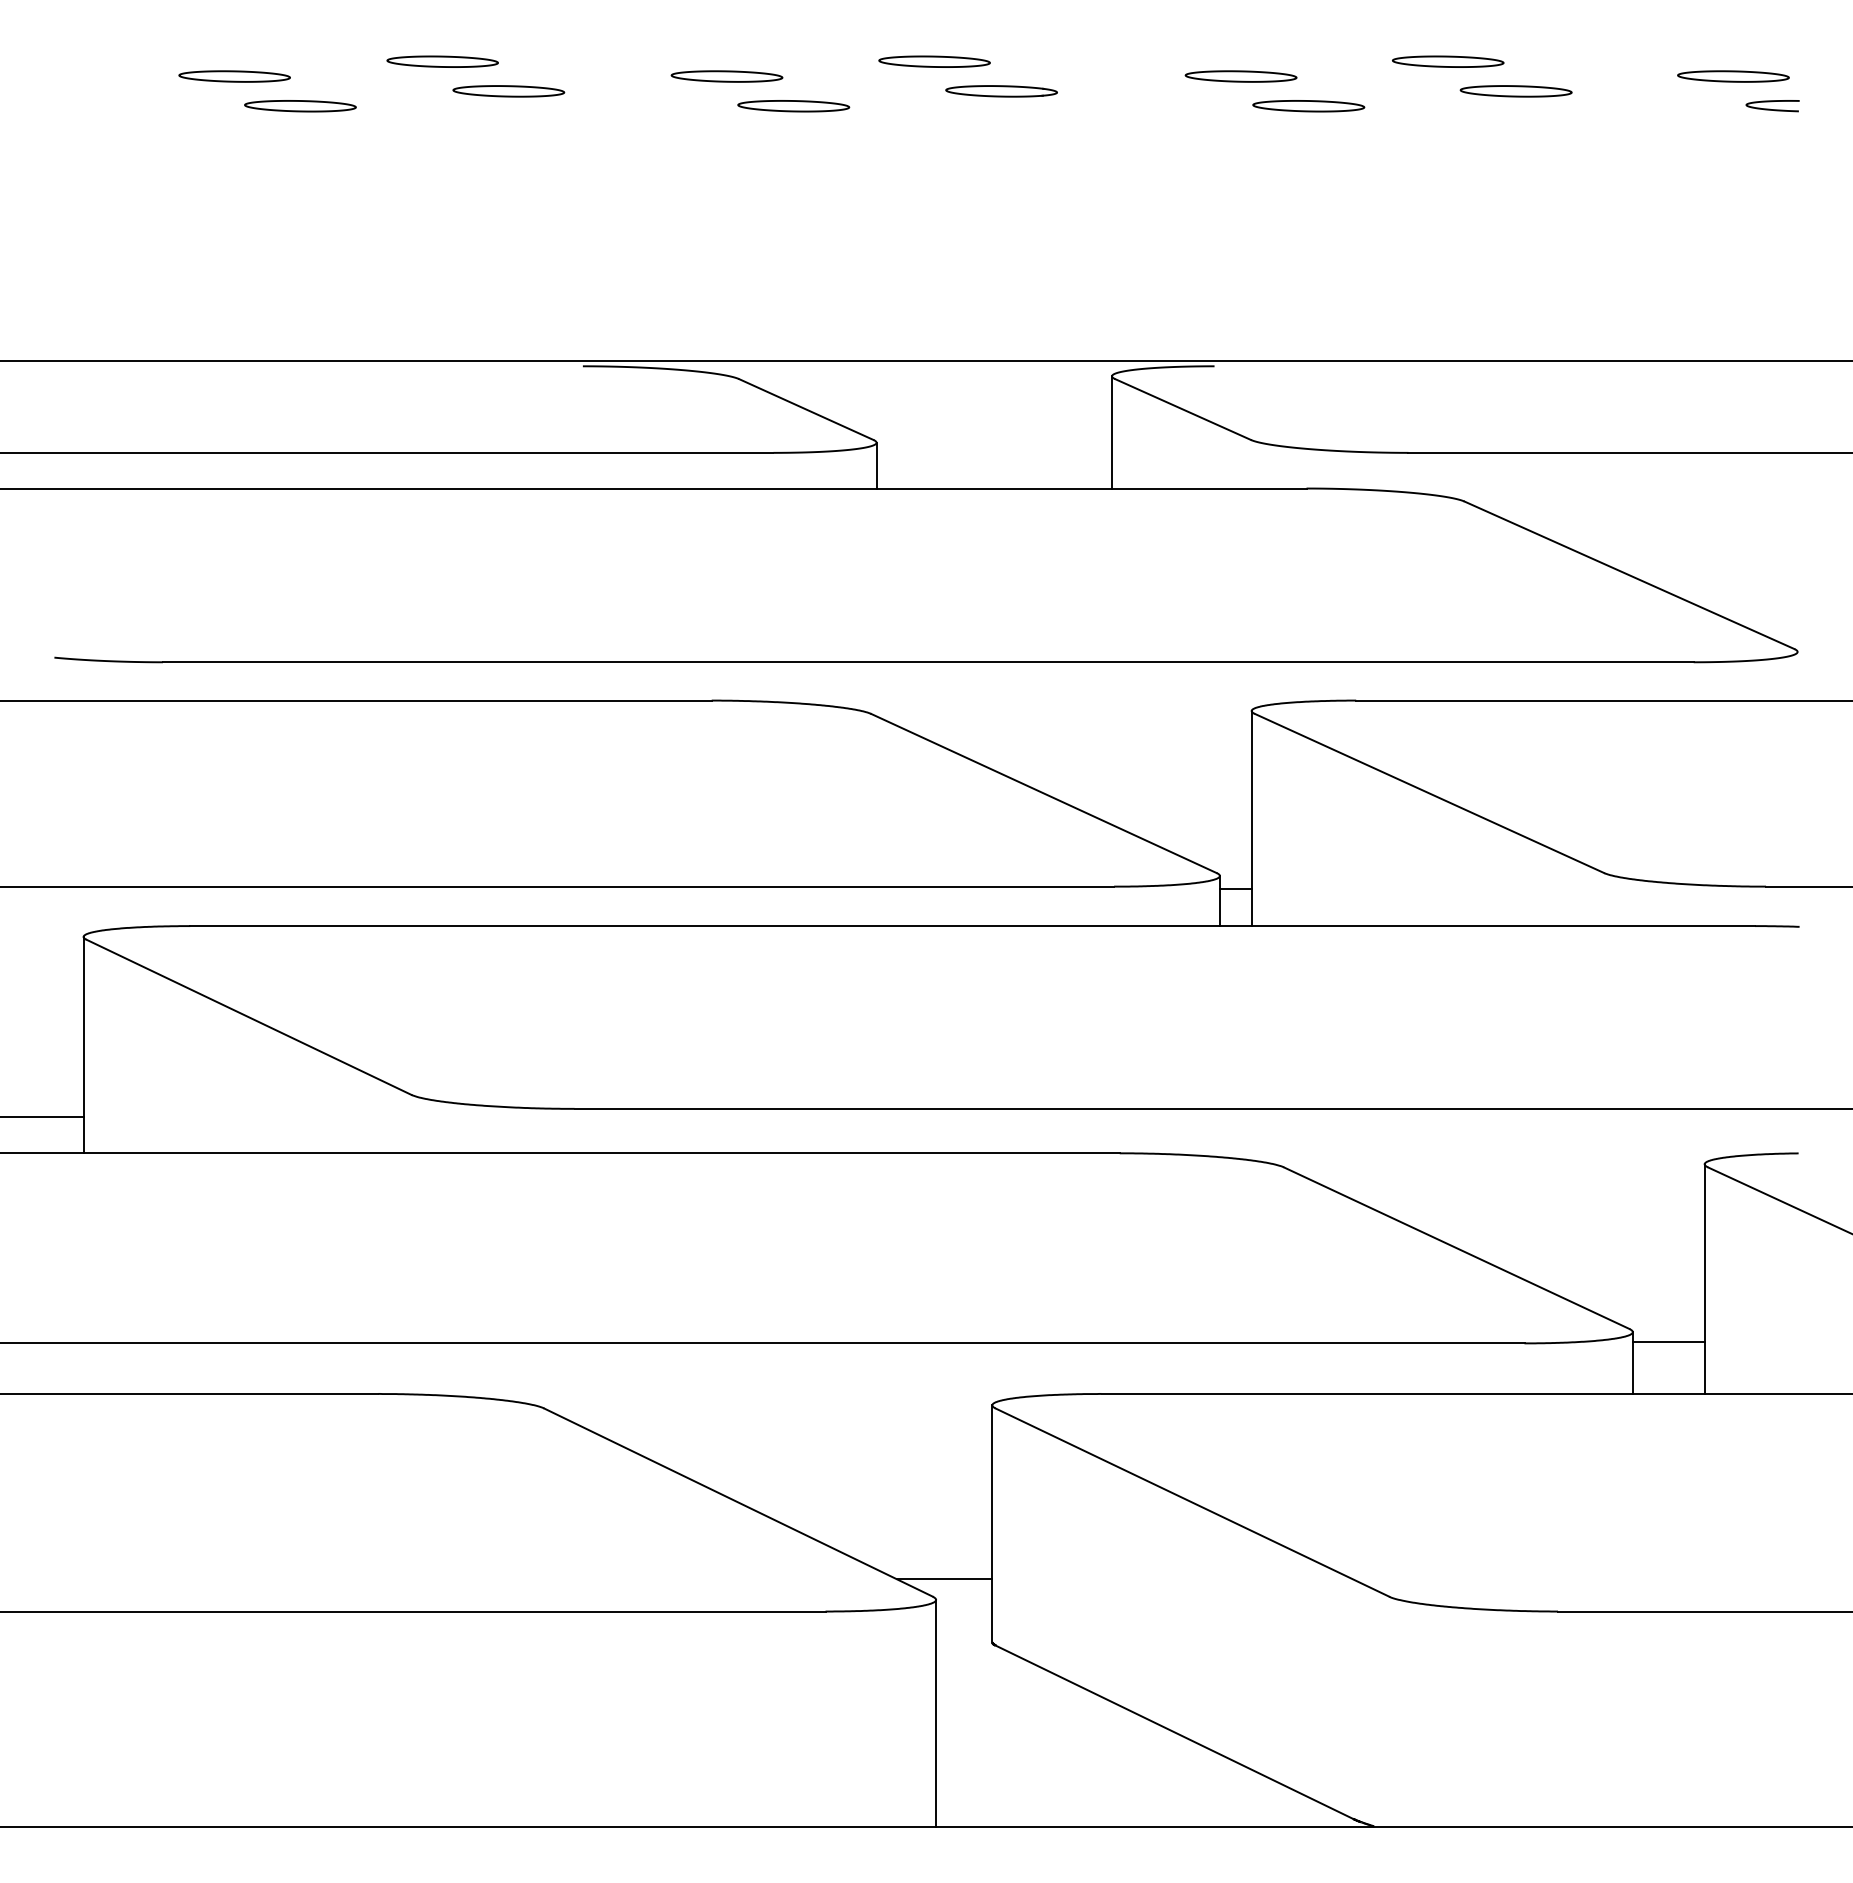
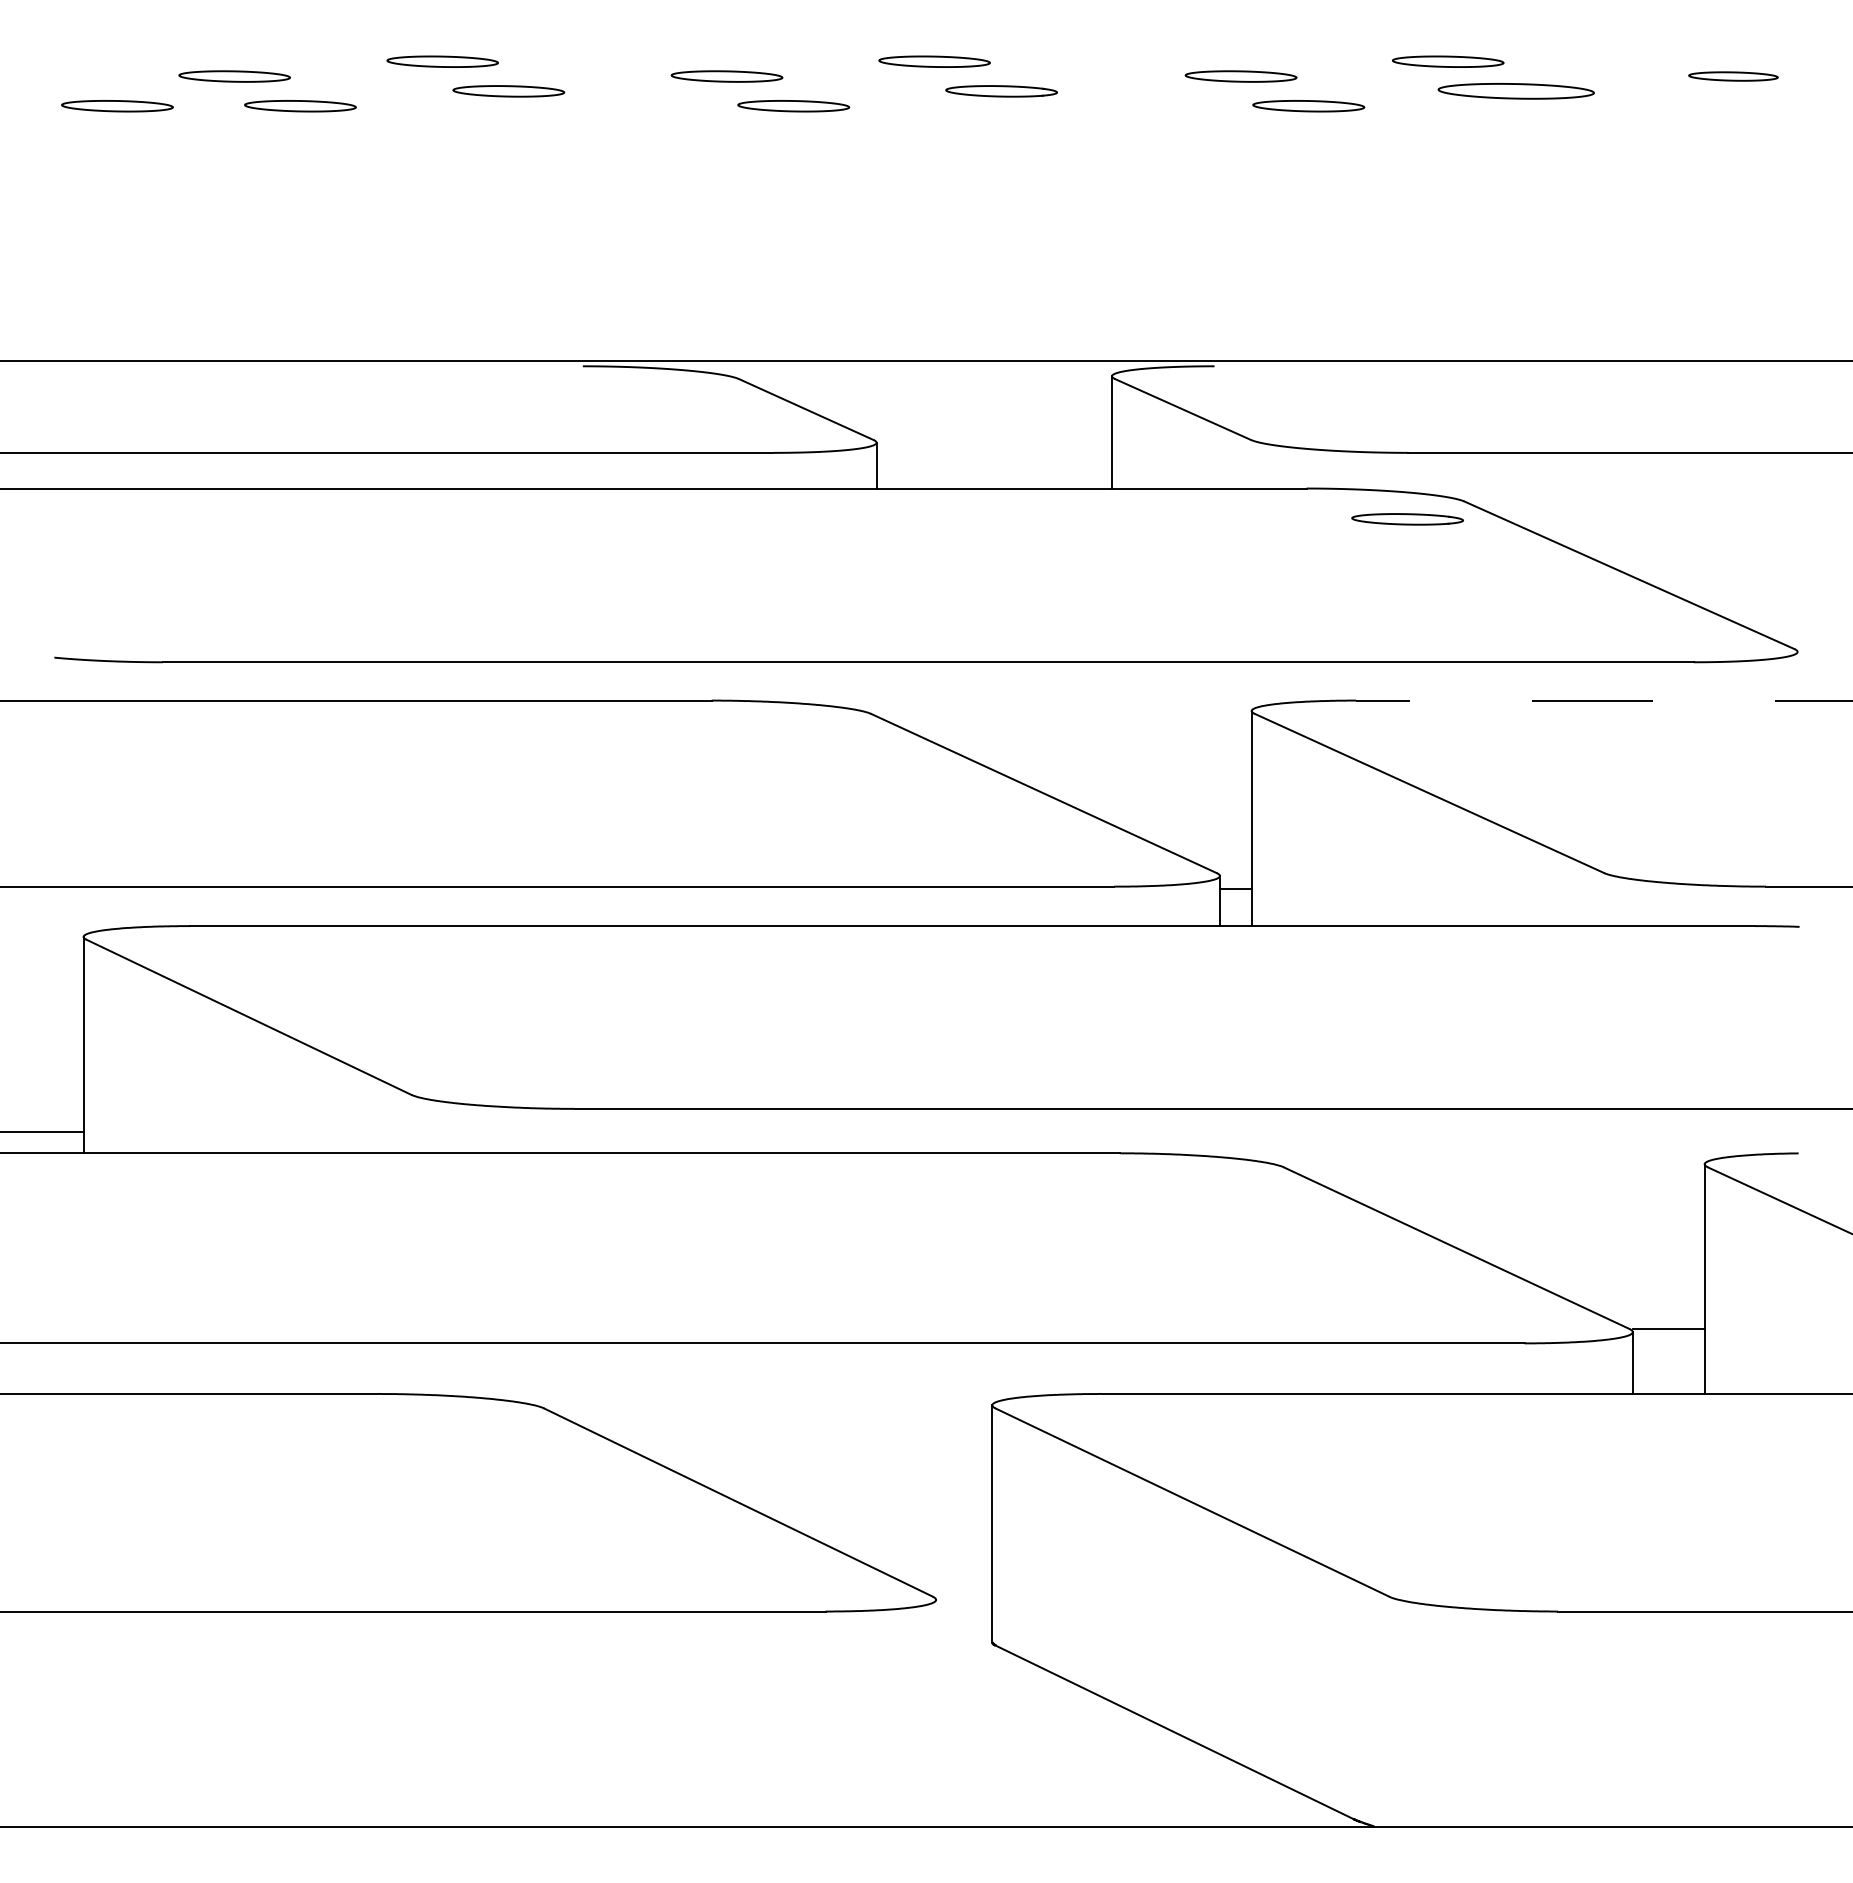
part size: 113x13 px -> 91x11 px (1733, 76)
part size: 114x13 px -> 158x17 px (1515, 91)
part: none -> present (117, 106)
curve: present -> none (1770, 108)
part: none -> present (1407, 519)
line: solid -> dashed (1604, 700)
line position: (42, 1116) -> (42, 1131) (42, 1131)
line position: (1668, 1341) -> (1668, 1328) (1668, 1328)
line: present -> none (944, 1579)
line: present -> none (936, 1712)
